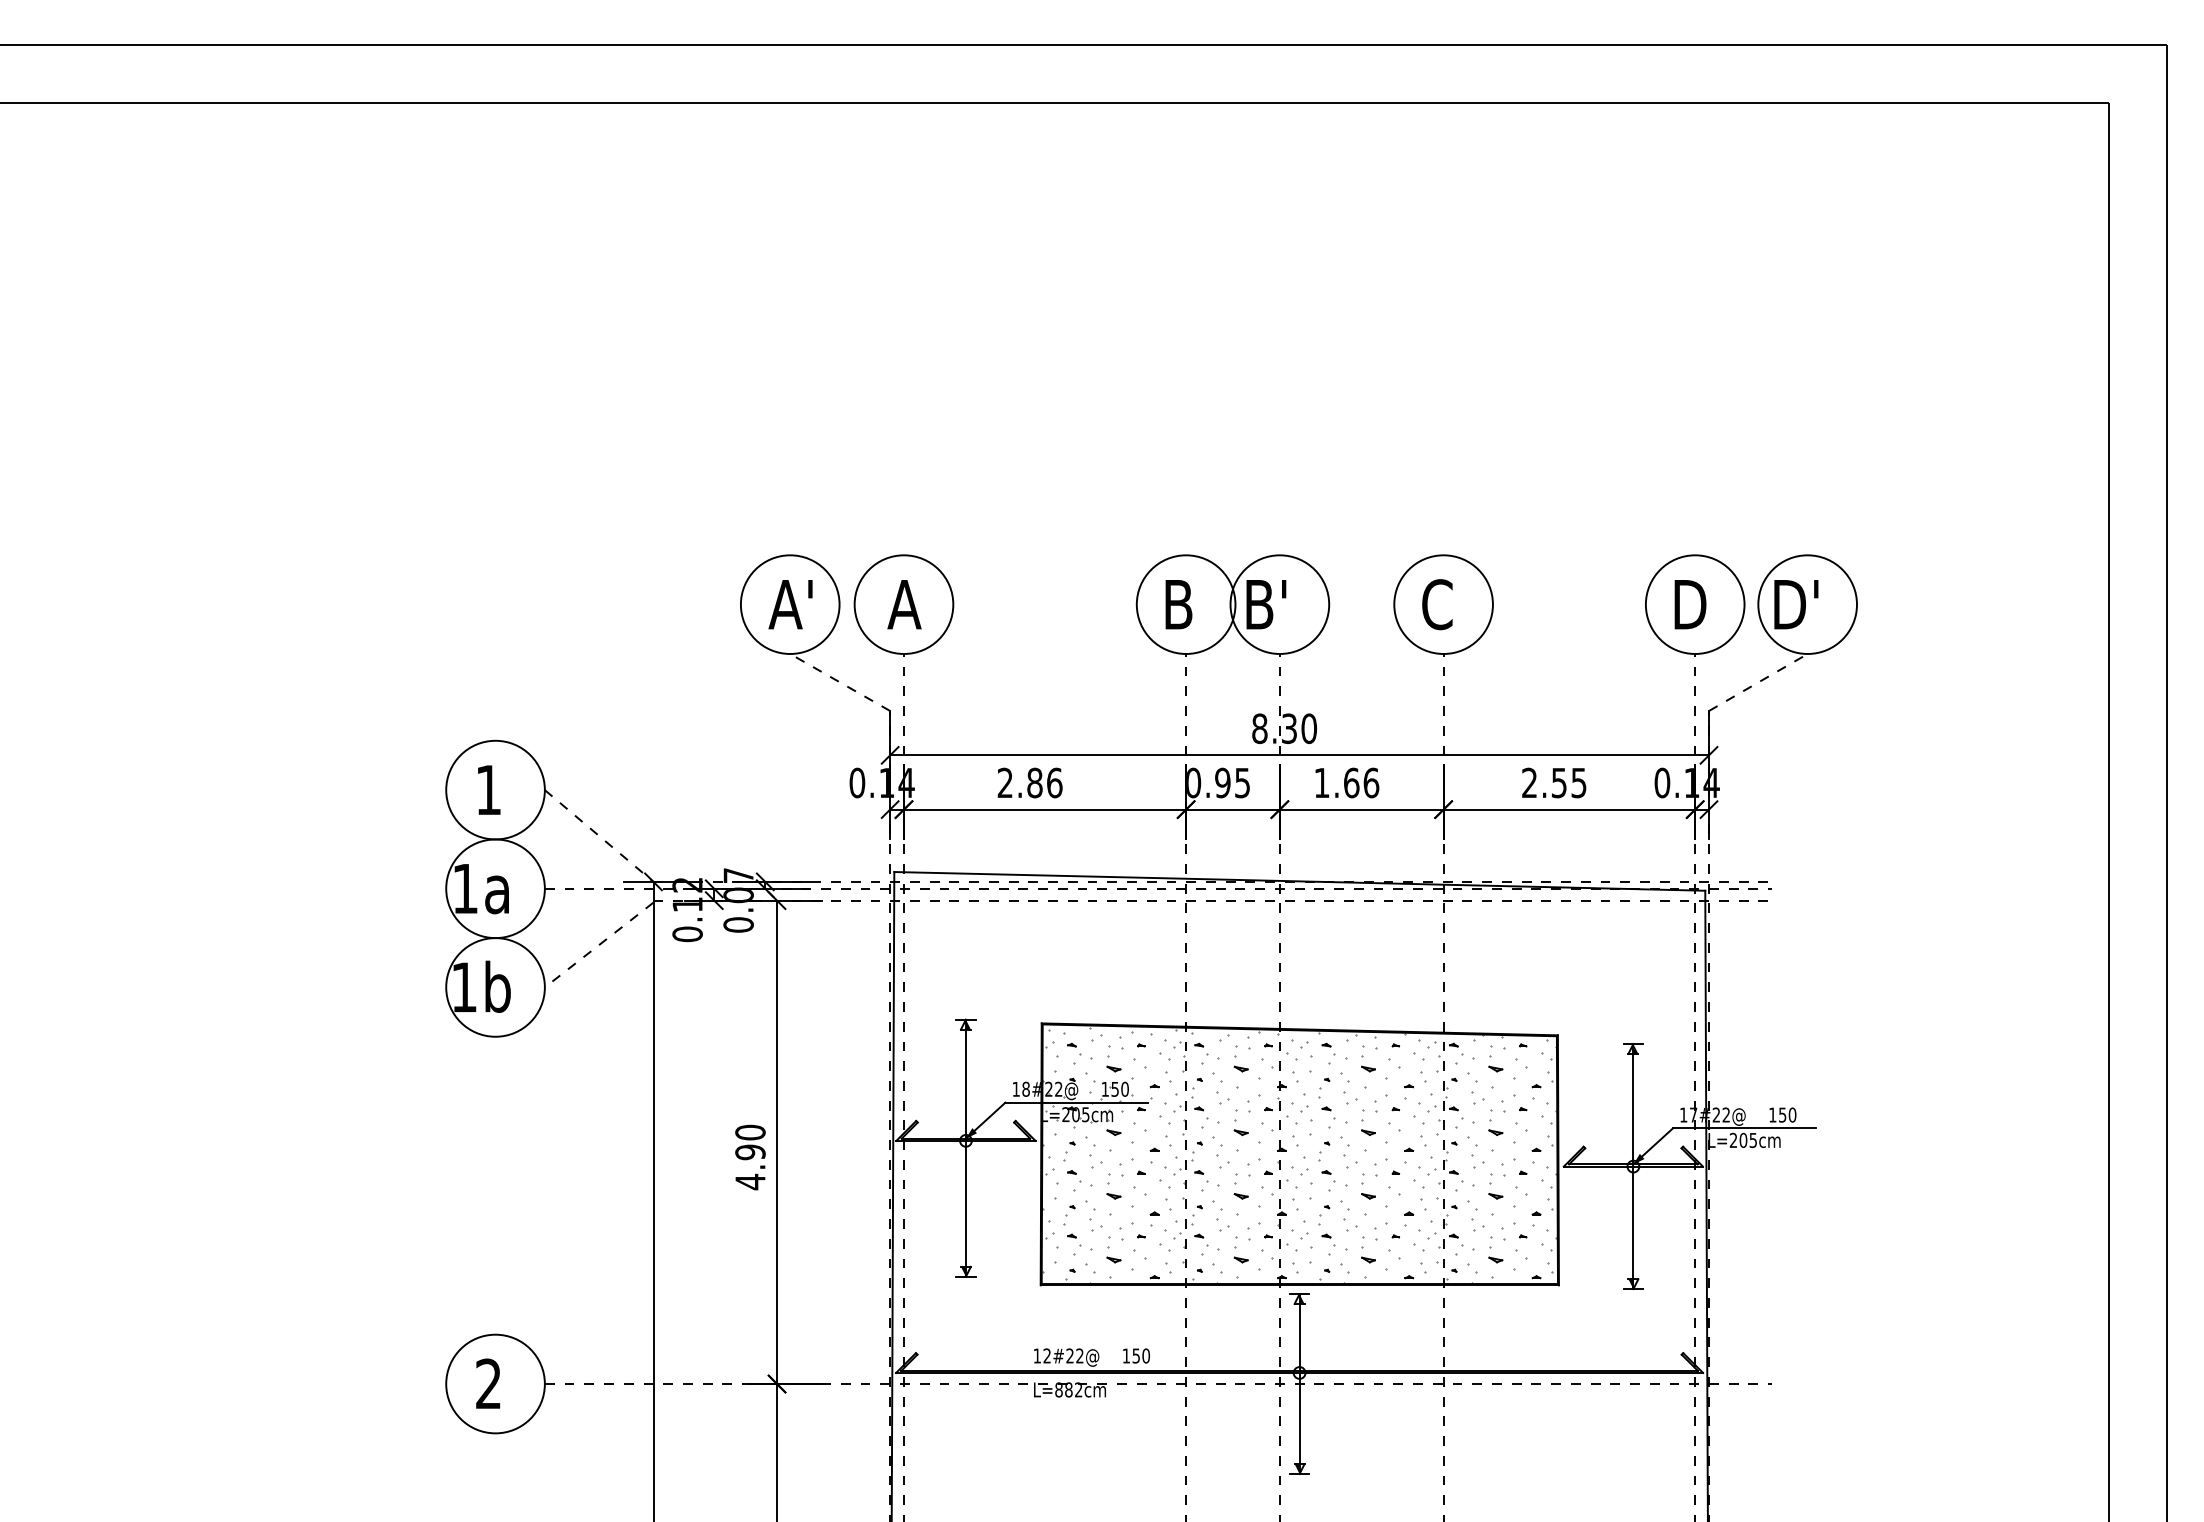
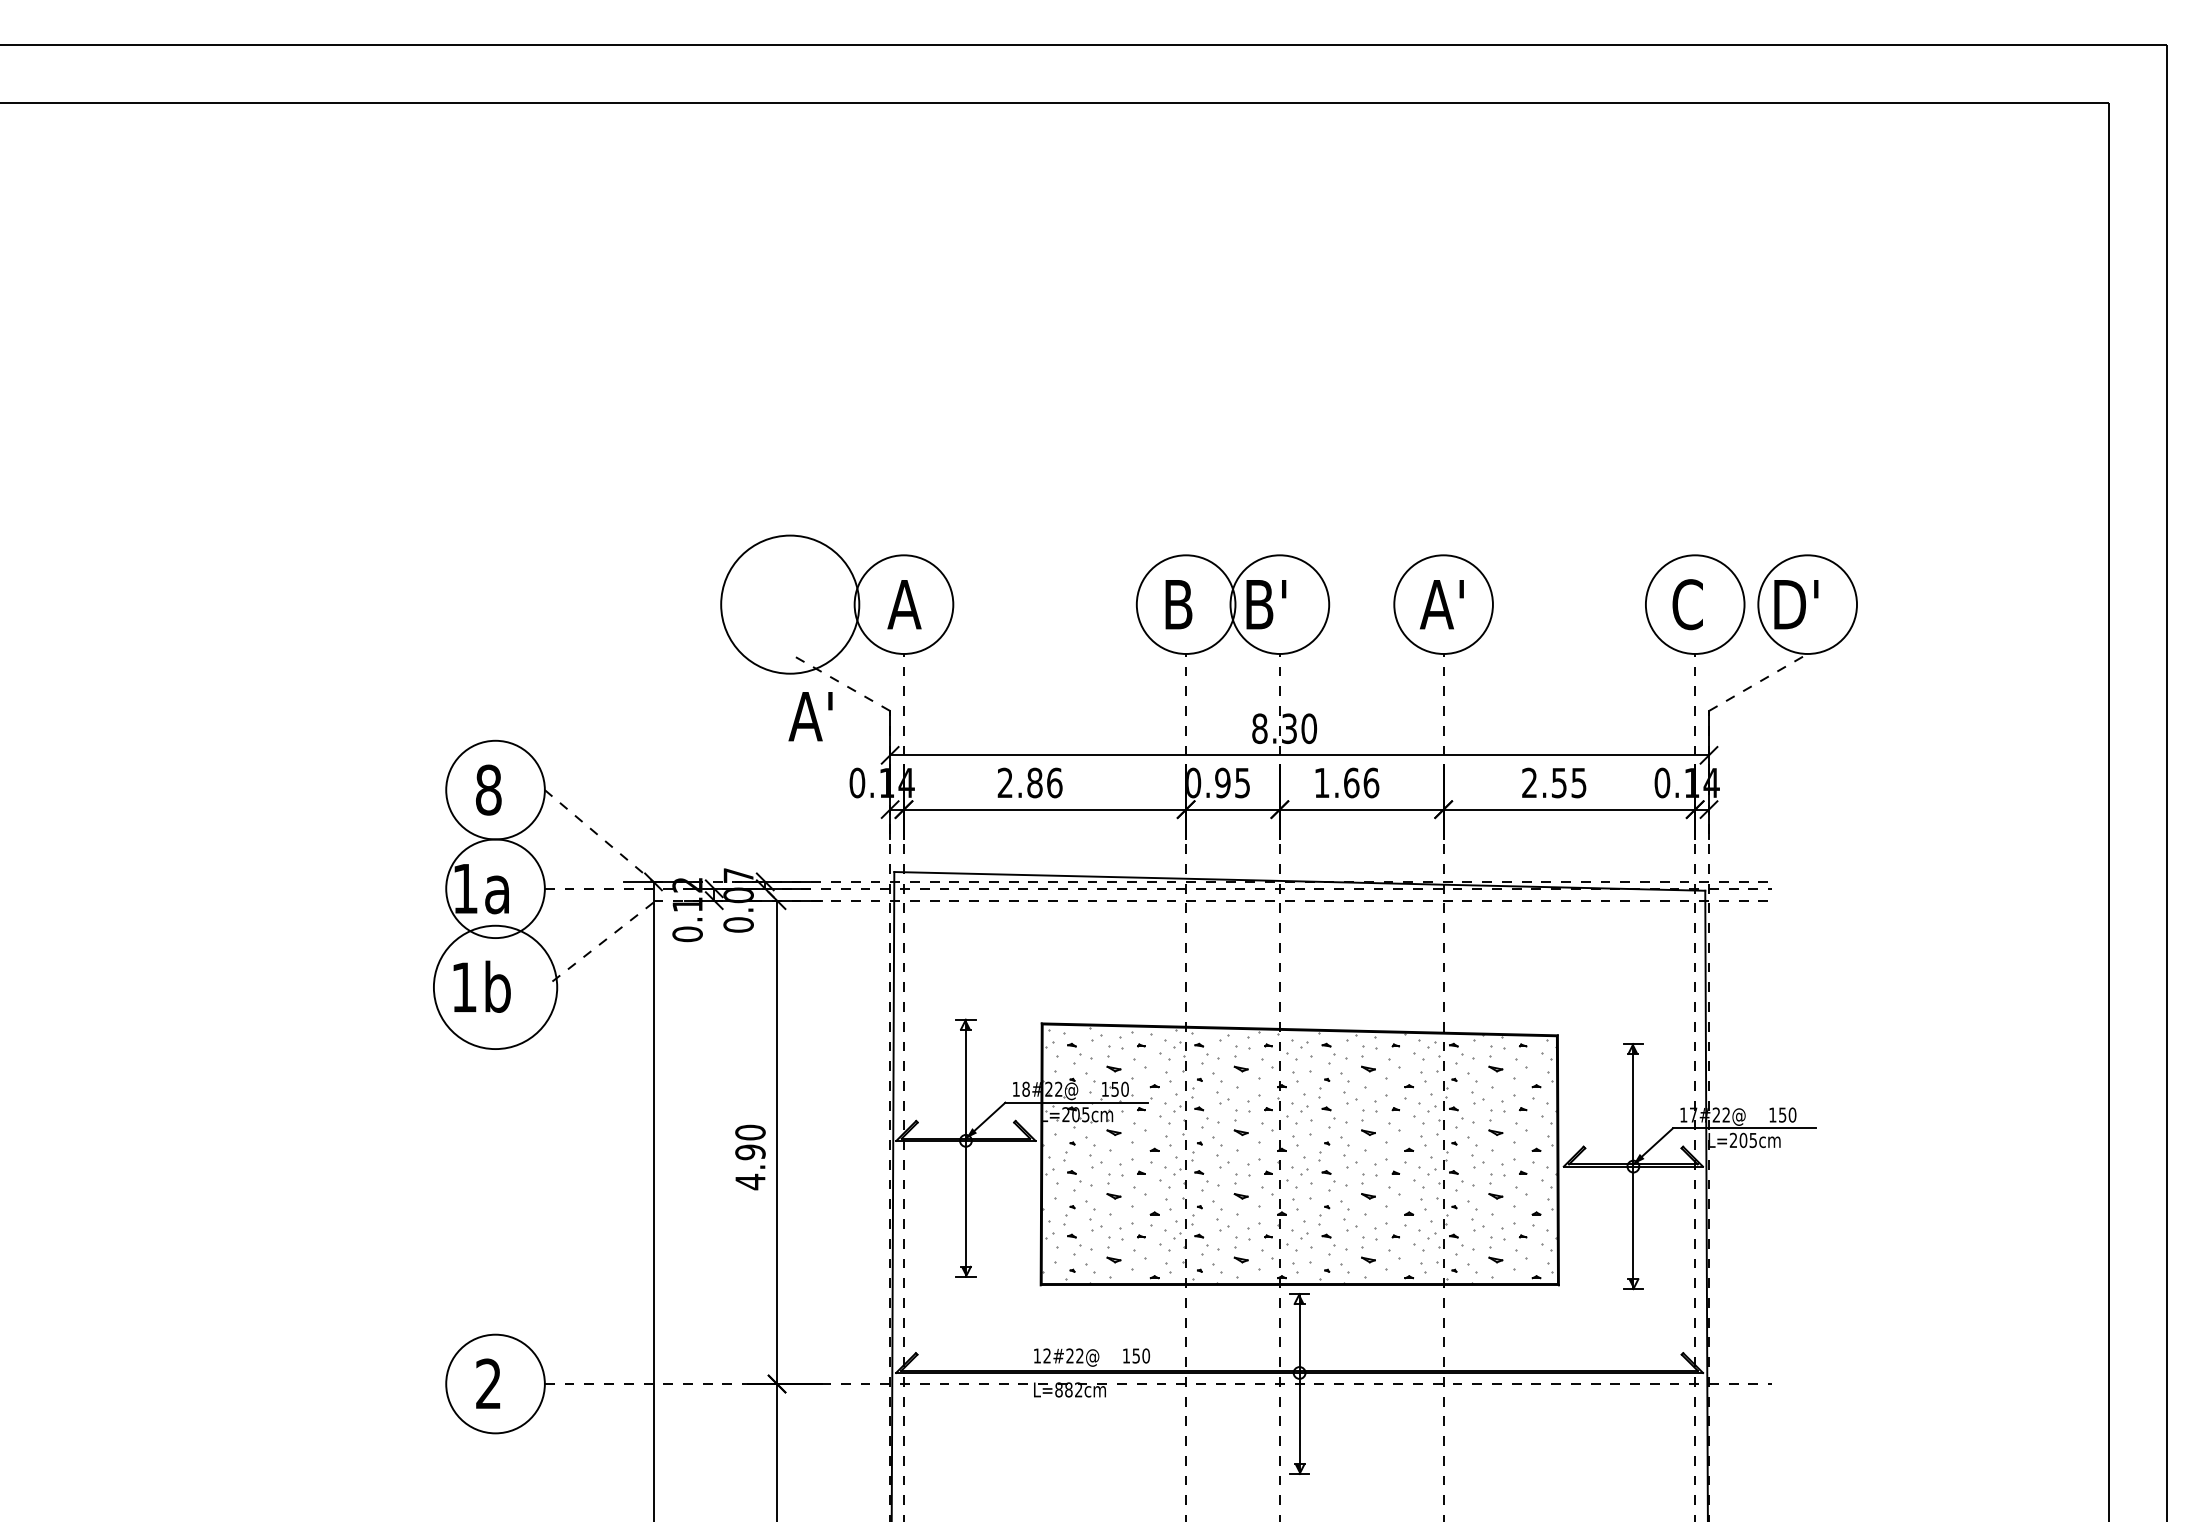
circle diameter: 99 px -> 138 px (790, 604)
text position: (790, 604) -> (810, 716) (810, 716)
text: C -> A' (1441, 604)
text: D -> C (1689, 604)
text: 1 -> 8 (488, 789)
circle diameter: 99 px -> 123 px (495, 987)
